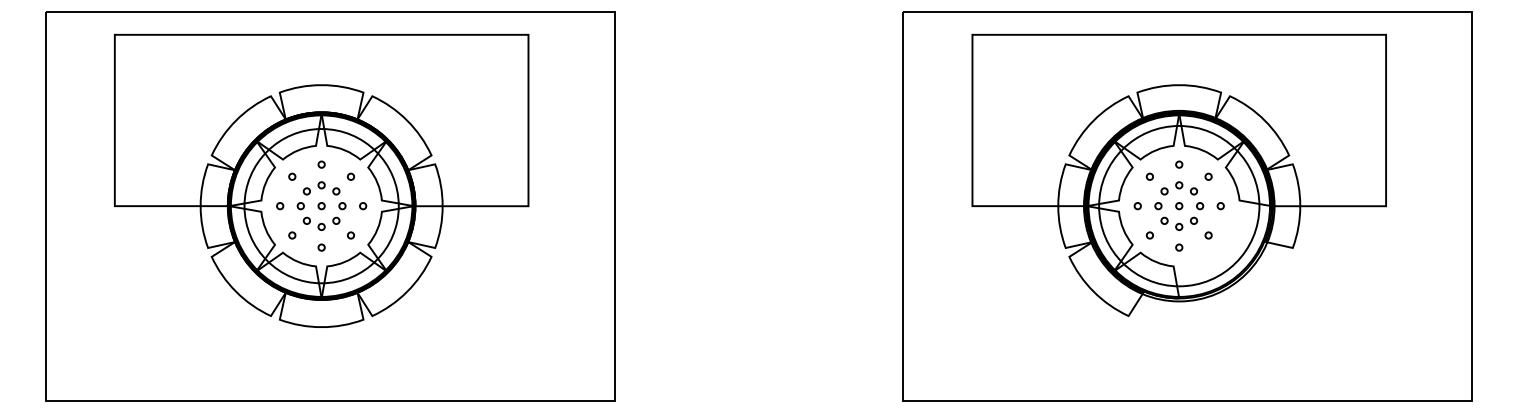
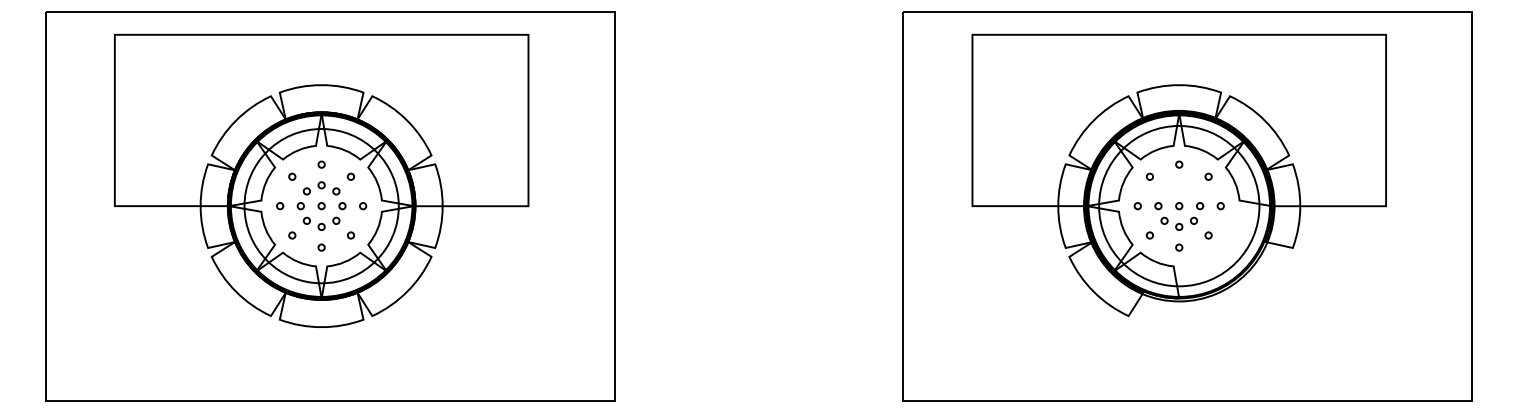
part: present -> none (1179, 188)
